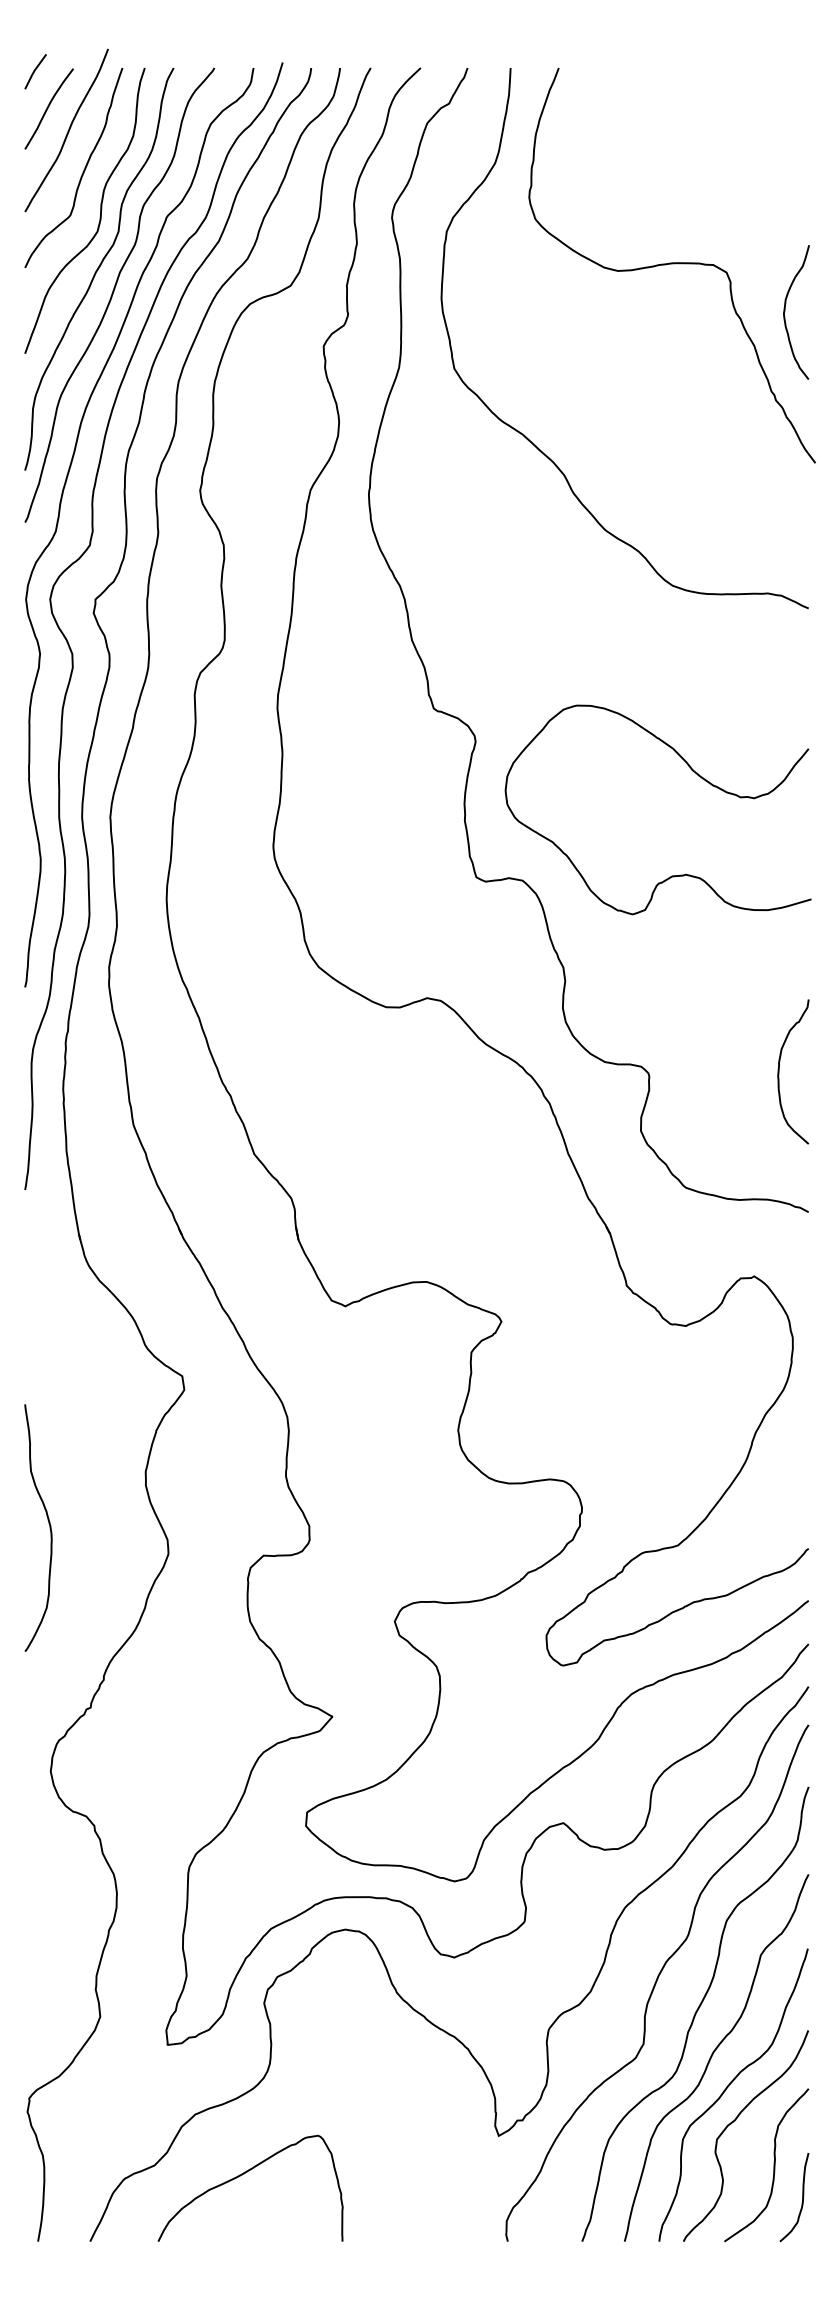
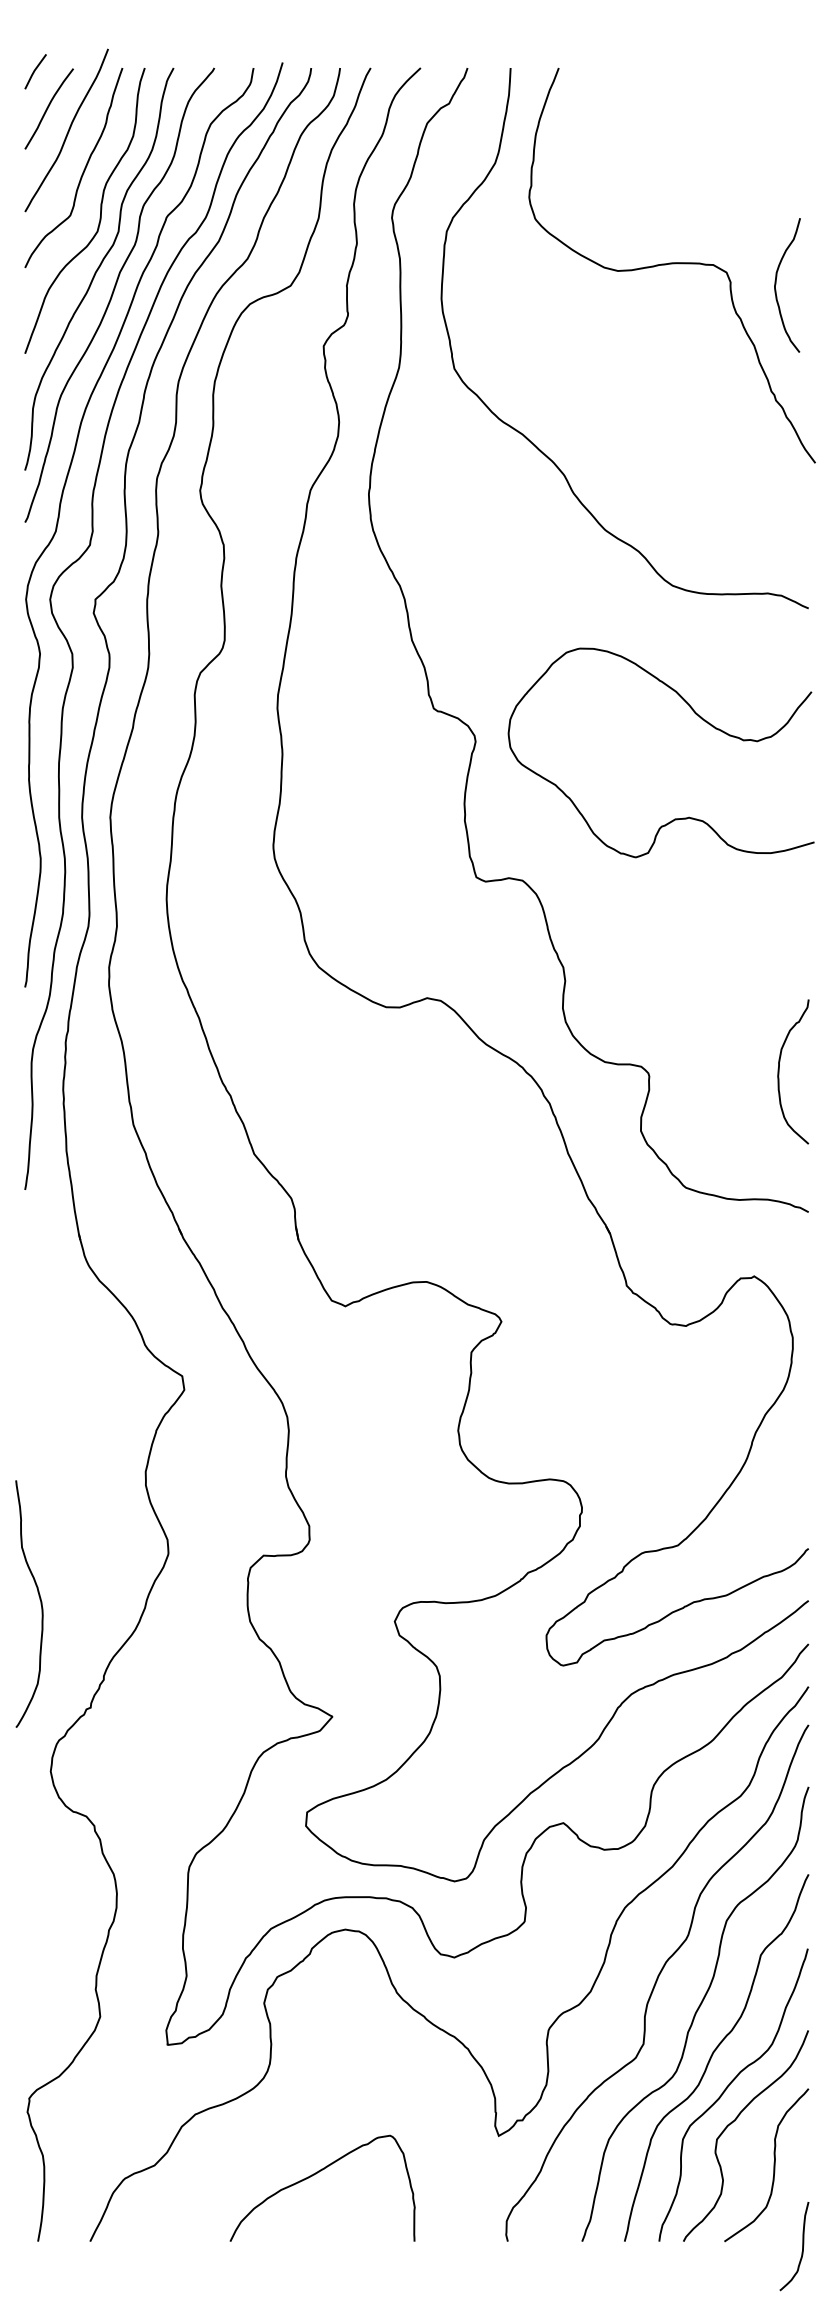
curve position: (785, 311) -> (776, 284) (776, 284)
curve position: (693, 772) -> (696, 715) (696, 715)
curve position: (48, 1523) -> (39, 1599) (39, 1599)
curve position: (244, 2174) -> (316, 2174) (316, 2174)
curve position: (802, 2197) -> (802, 2246) (802, 2246)
